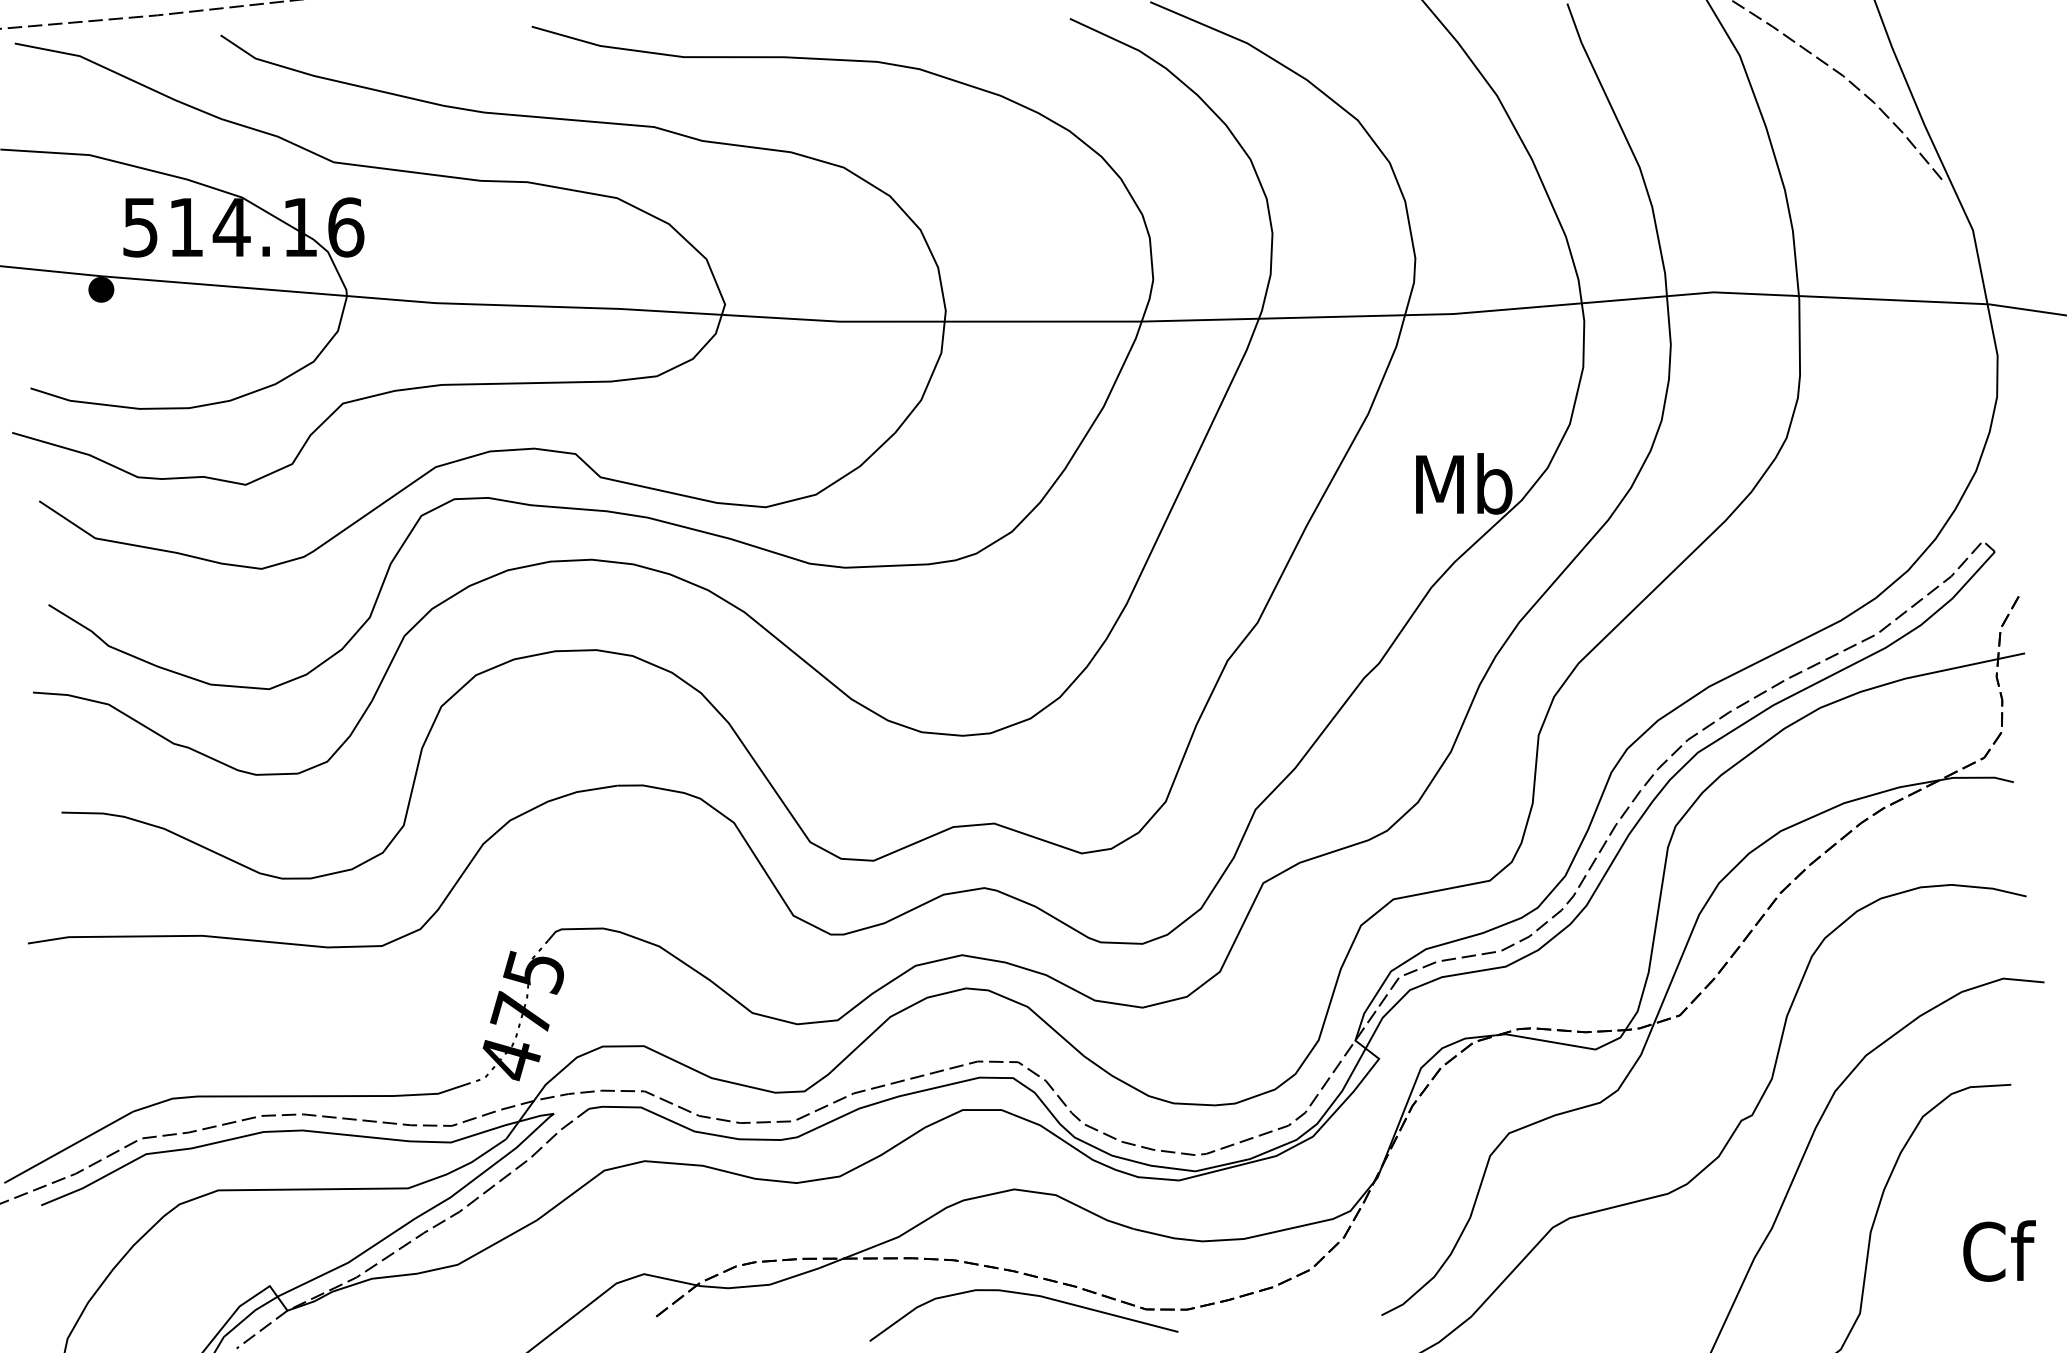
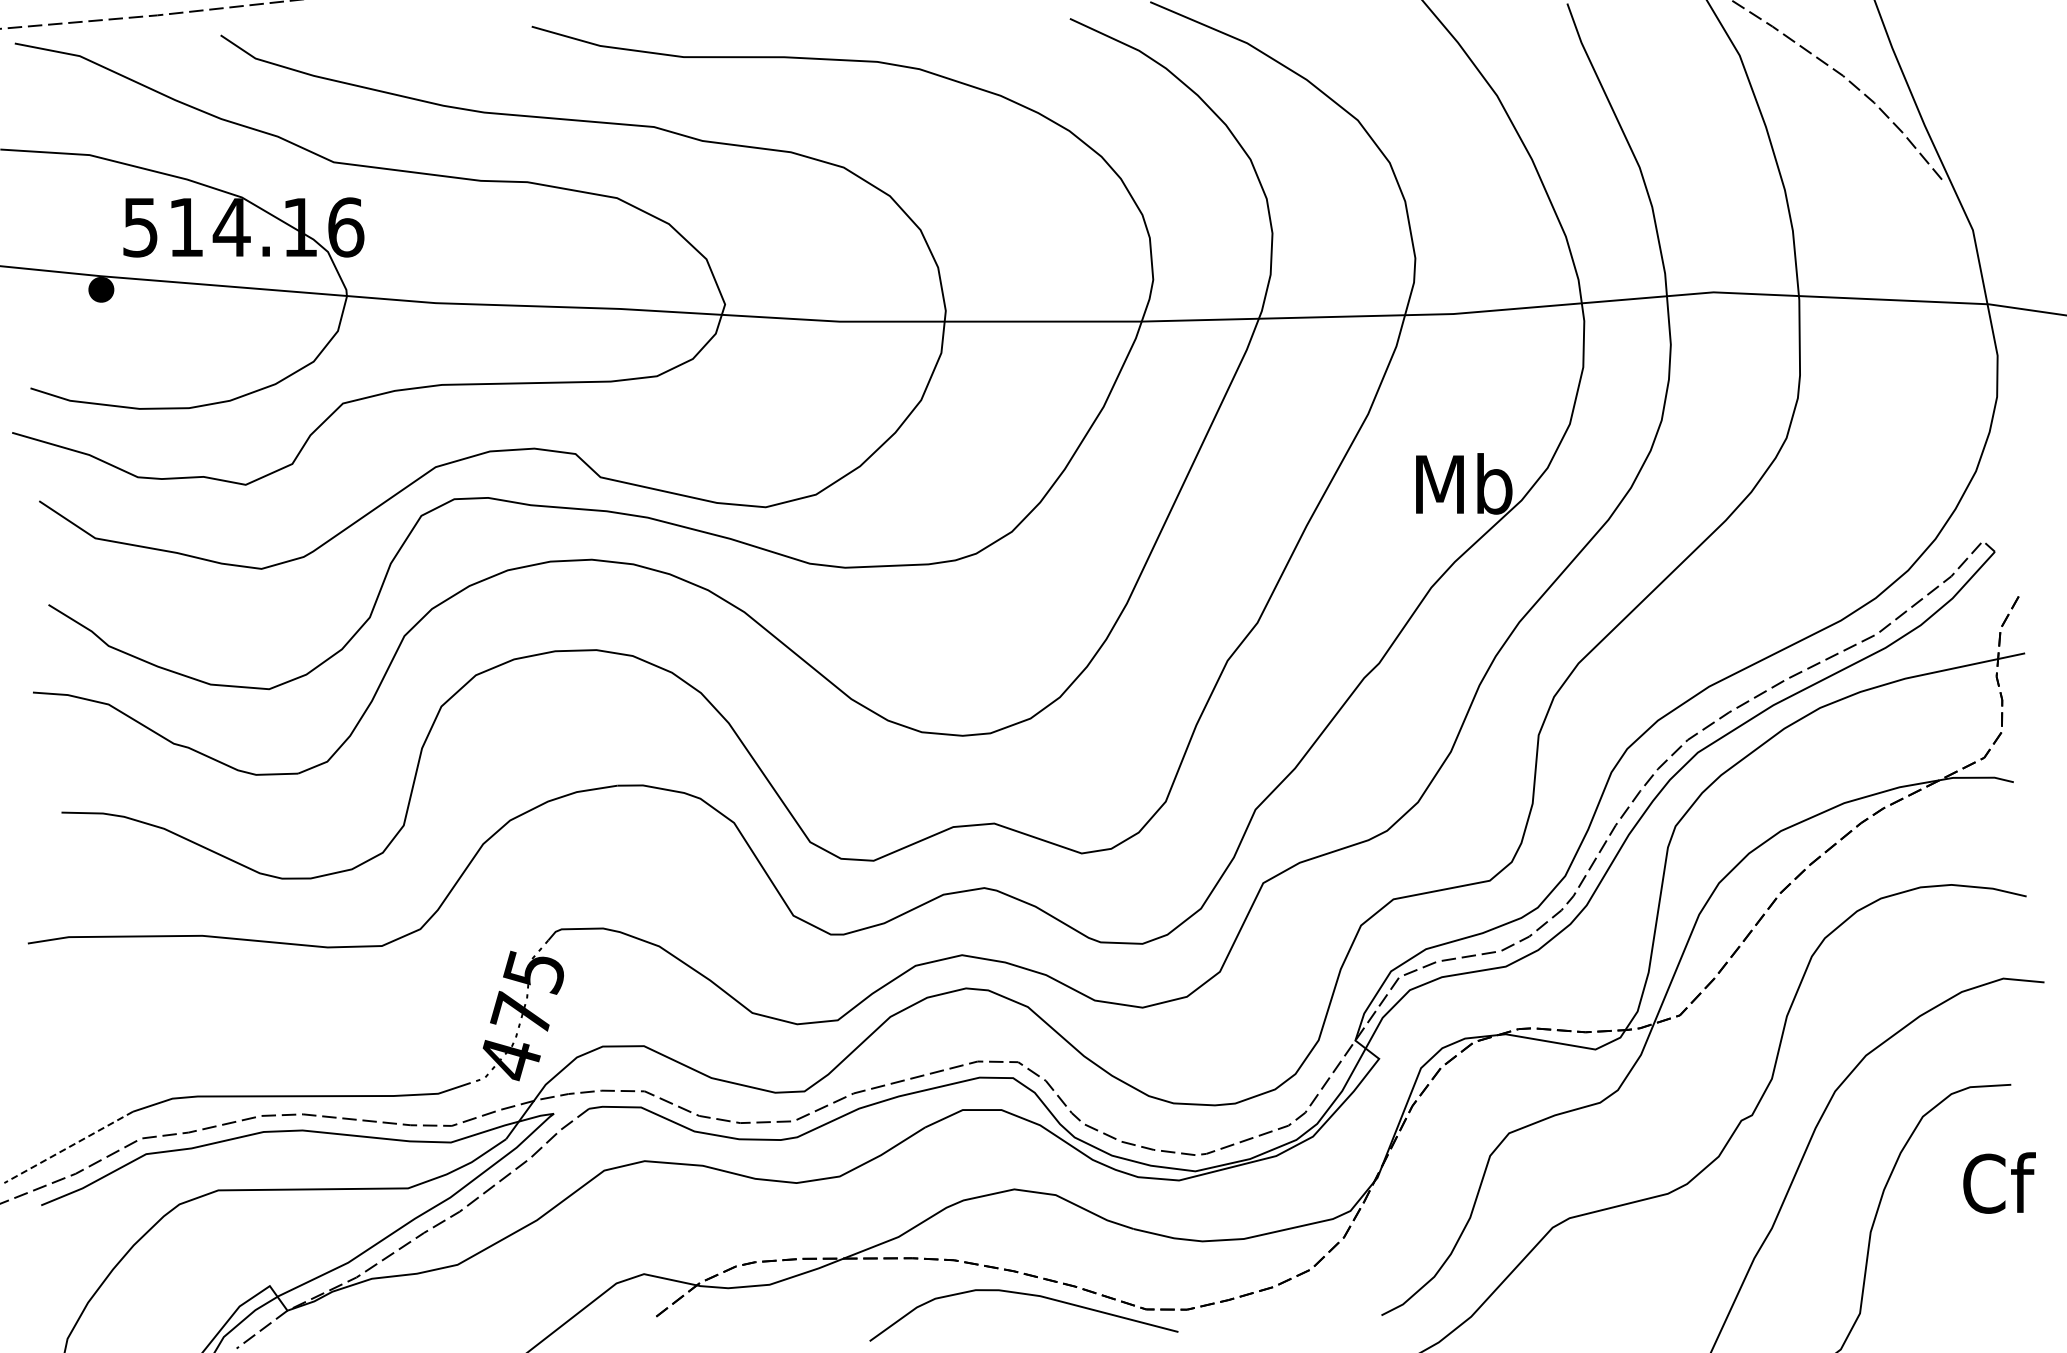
line: solid -> dashed (68, 1147)
text position: (1999, 1250) -> (1999, 1182) (1999, 1182)
